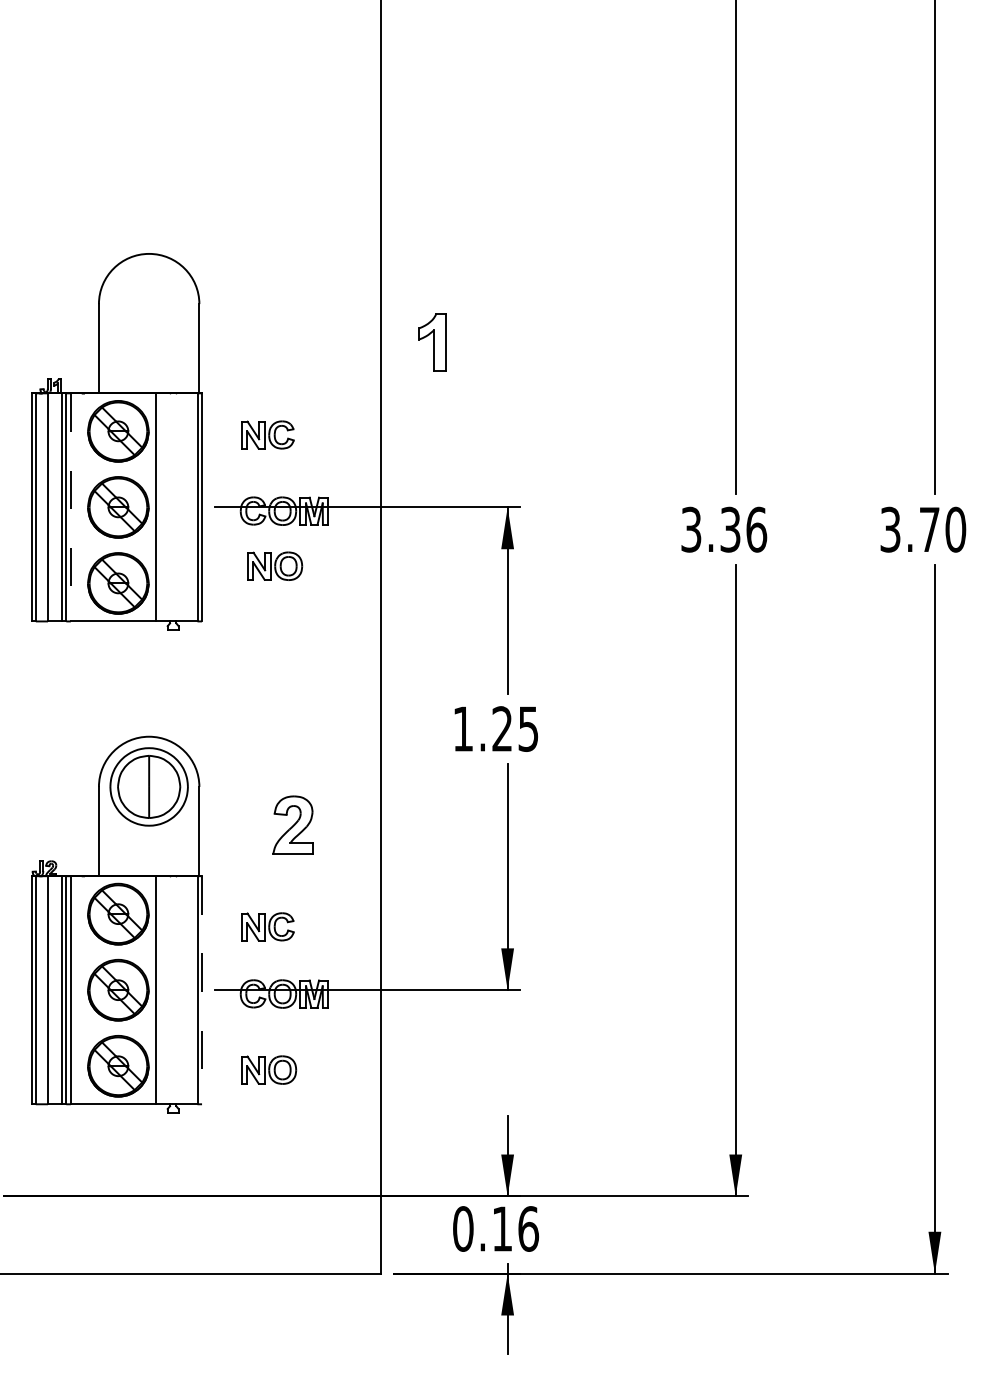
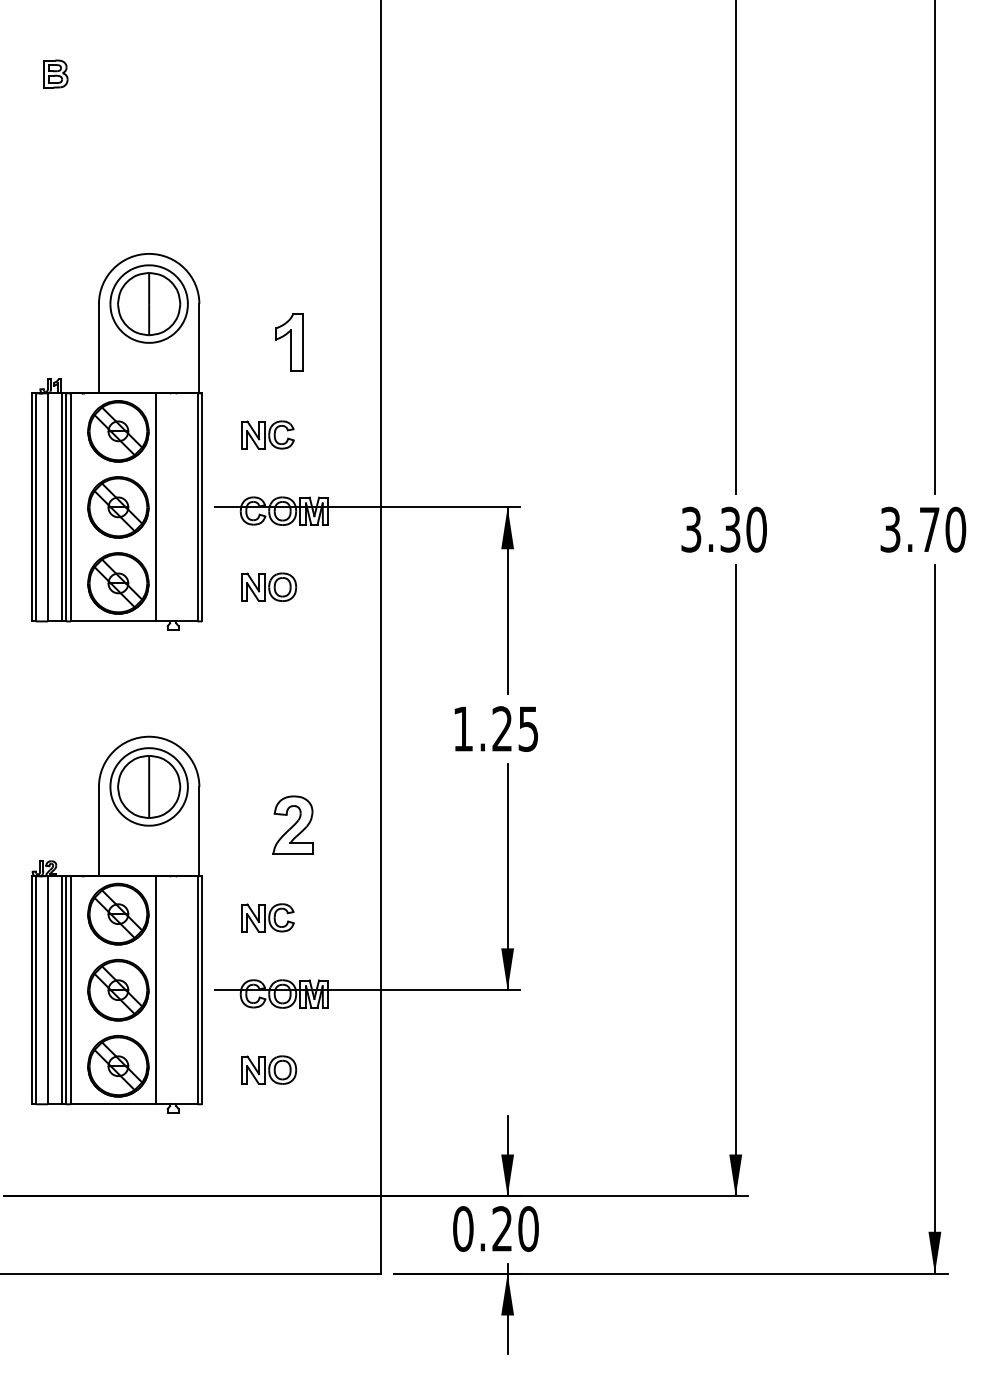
part: none -> present (55, 73)
part: none -> present (148, 303)
part position: (432, 342) -> (289, 342) (289, 342)
line: dashed -> solid (70, 507)
text: 3.36 -> 3.30 (756, 529)
part position: (275, 565) -> (269, 586) (269, 586)
part position: (267, 926) -> (267, 917) (267, 917)
line: dashed -> solid (202, 990)
text: 0.16 -> 0.20 (515, 1228)
